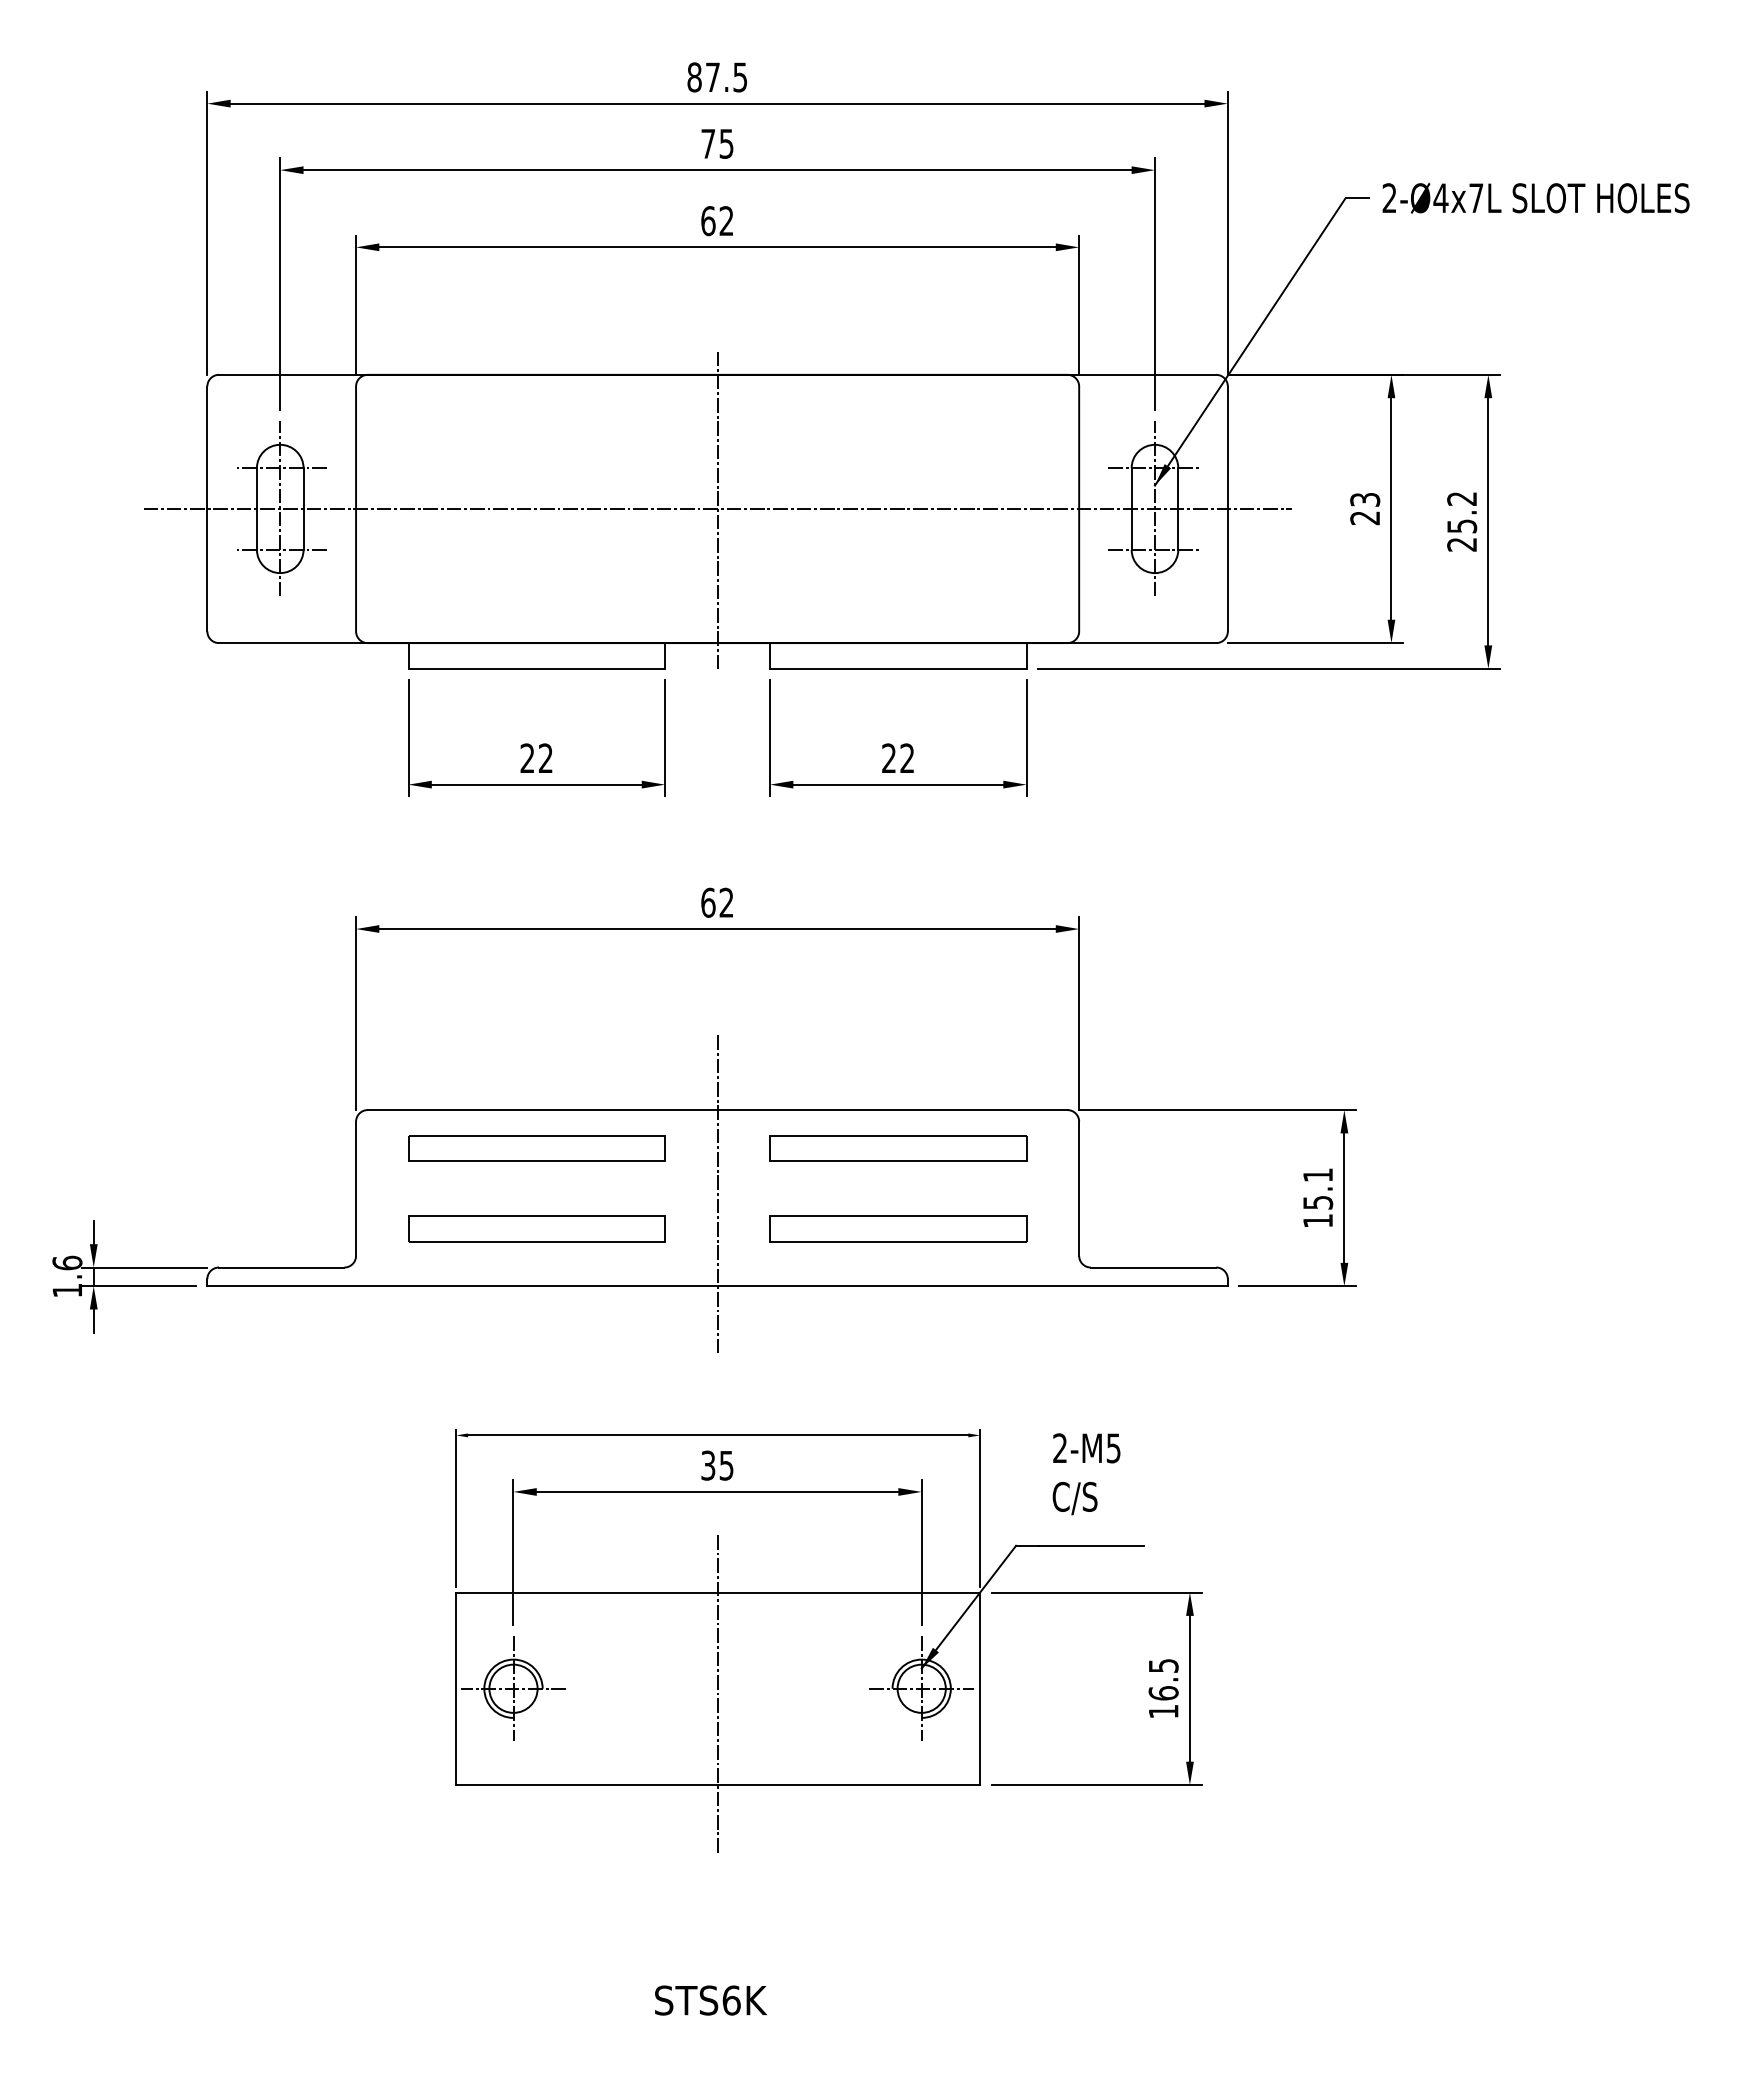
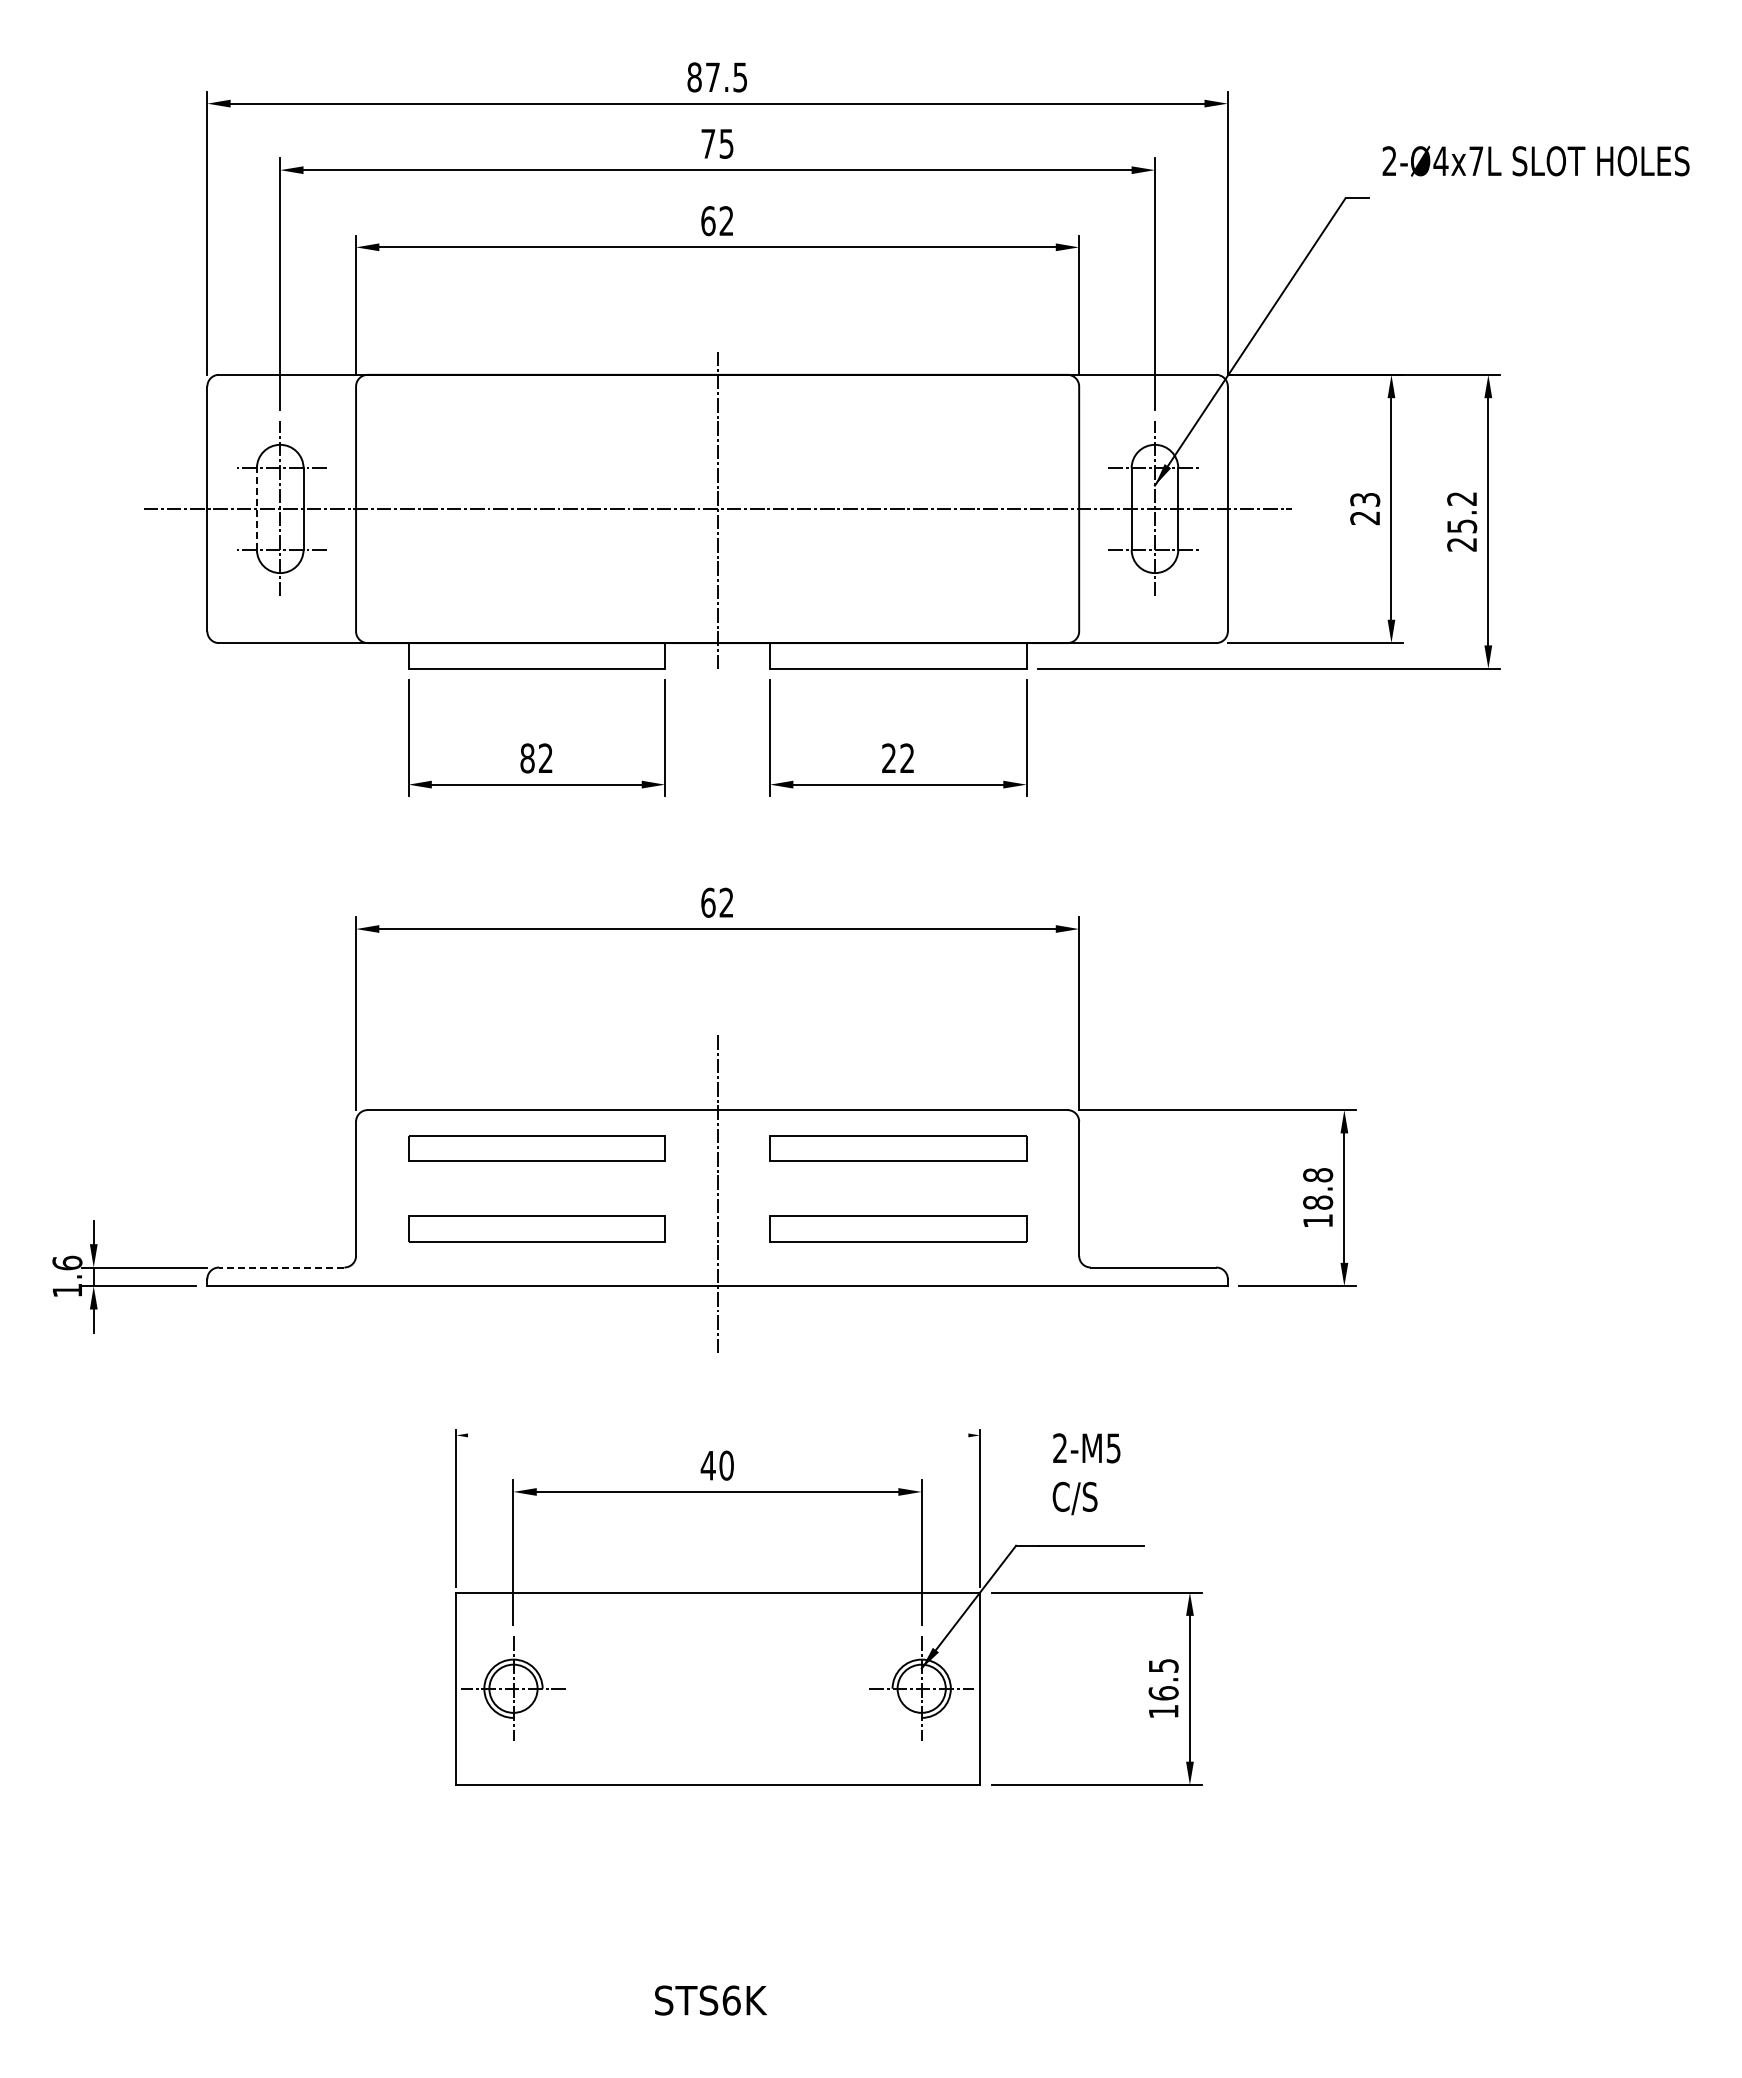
text position: (1535, 197) -> (1535, 160) (1535, 160)
line: solid -> dashed (256, 508)
text: 22 -> 82 (527, 758)
text: 15.1 -> 18.8 (1318, 1188)
line: solid -> dashed (281, 1267)
line: present -> none (718, 1435)
text: 35 -> 40 (716, 1465)
line: present -> none (717, 1692)
